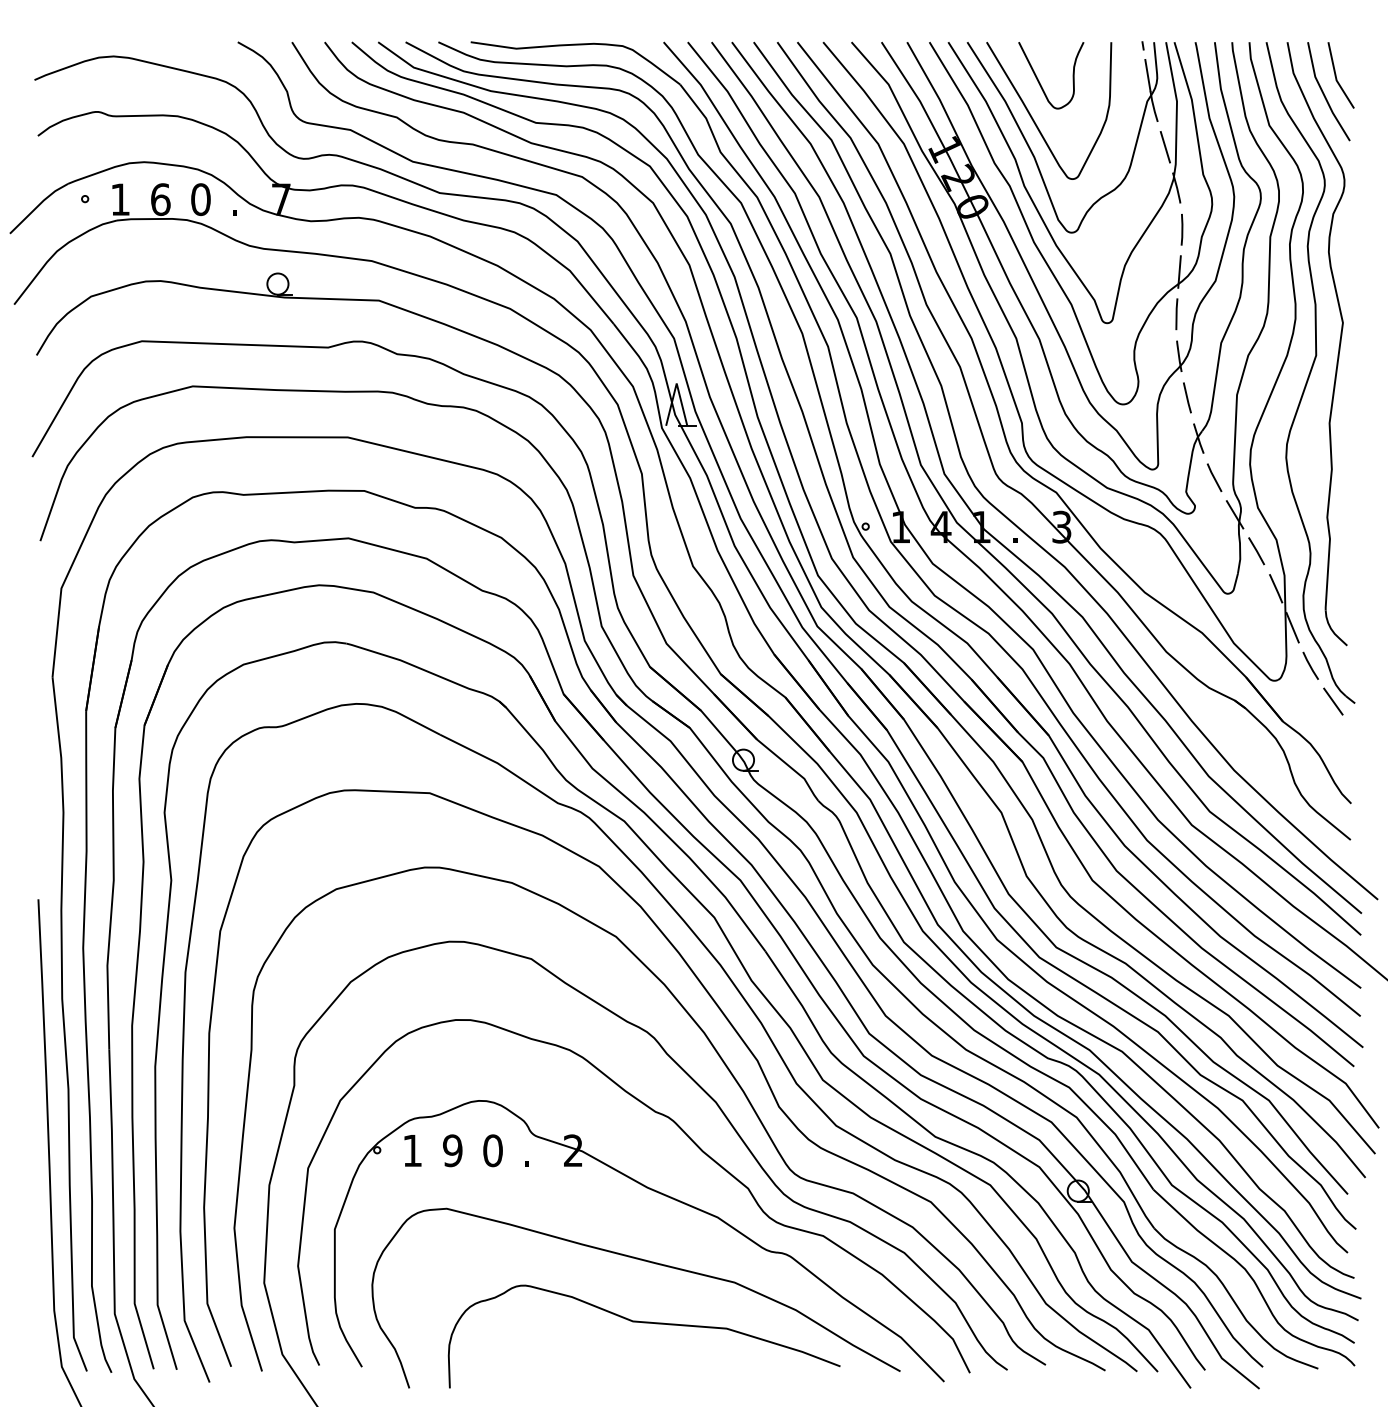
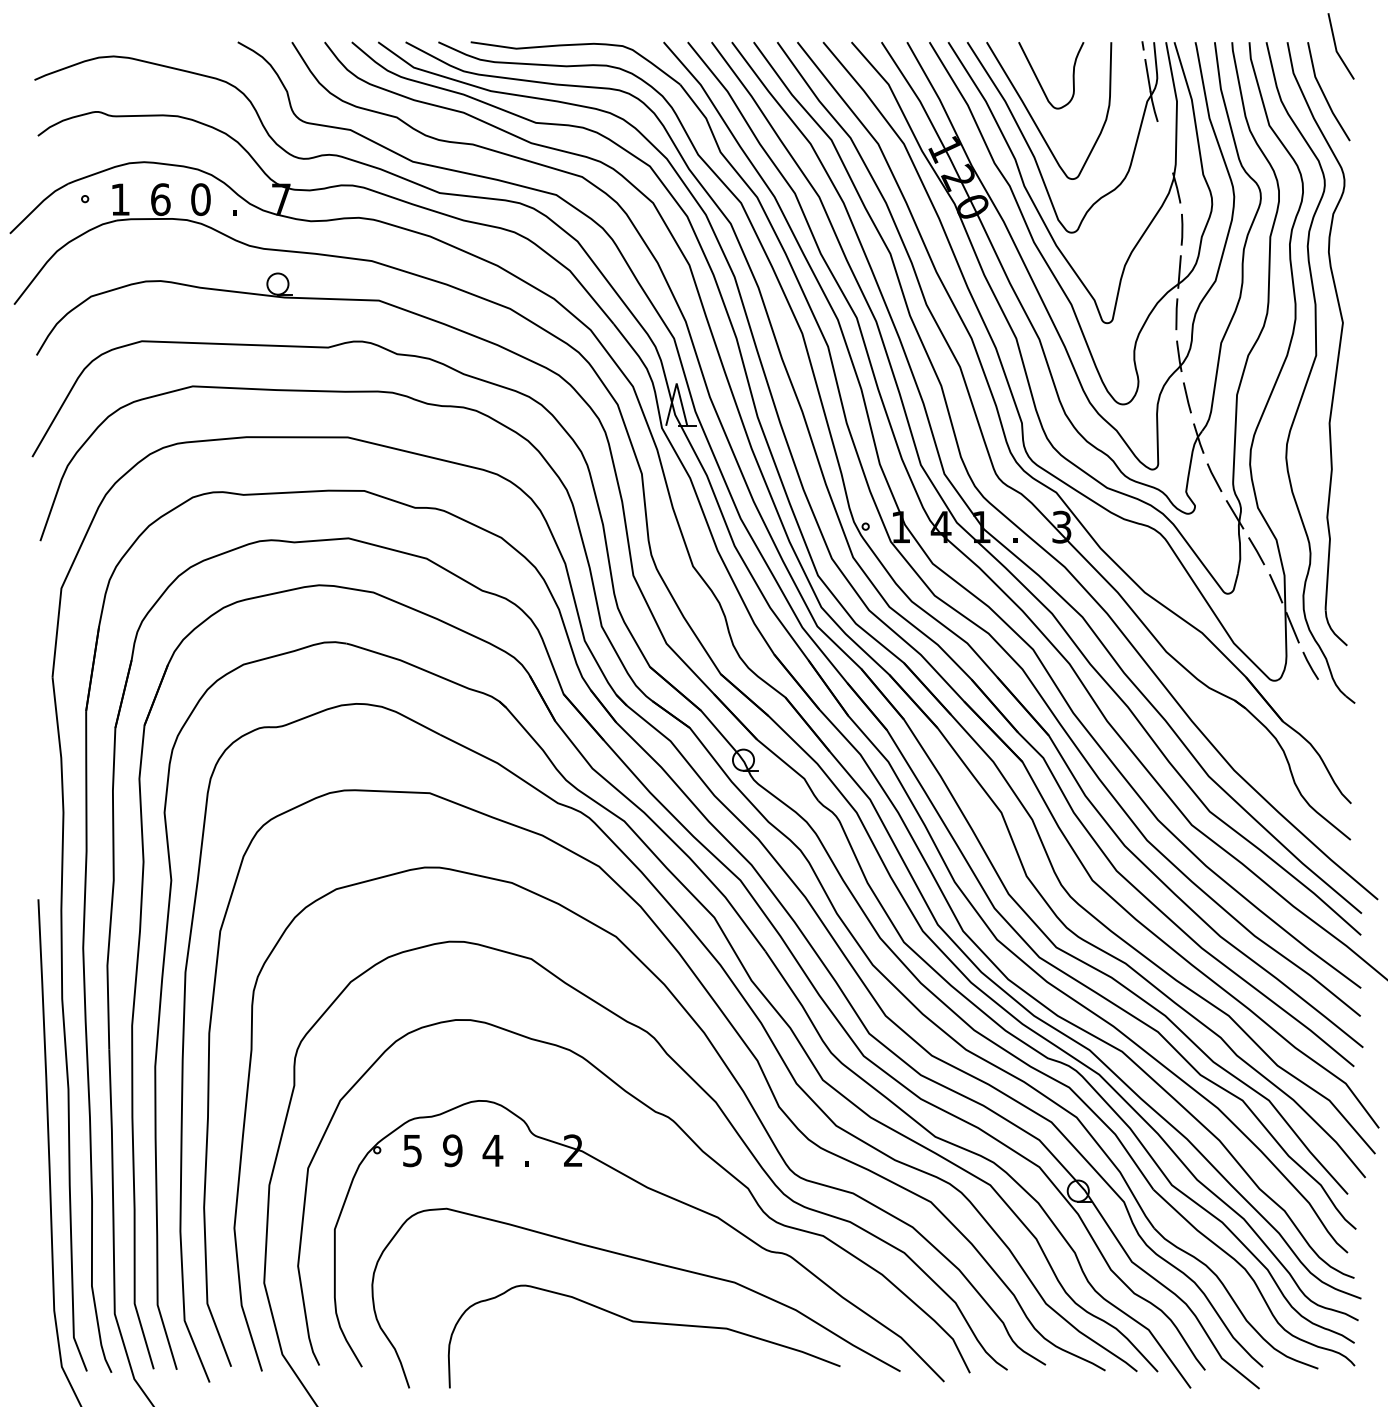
line position: (1336, 75) -> (1336, 46) (1336, 46)
line: present -> none (1164, 147)
line: present -> none (1333, 701)
text: 0 -> 4 (492, 1150)
text: 1 -> 5 (412, 1151)
